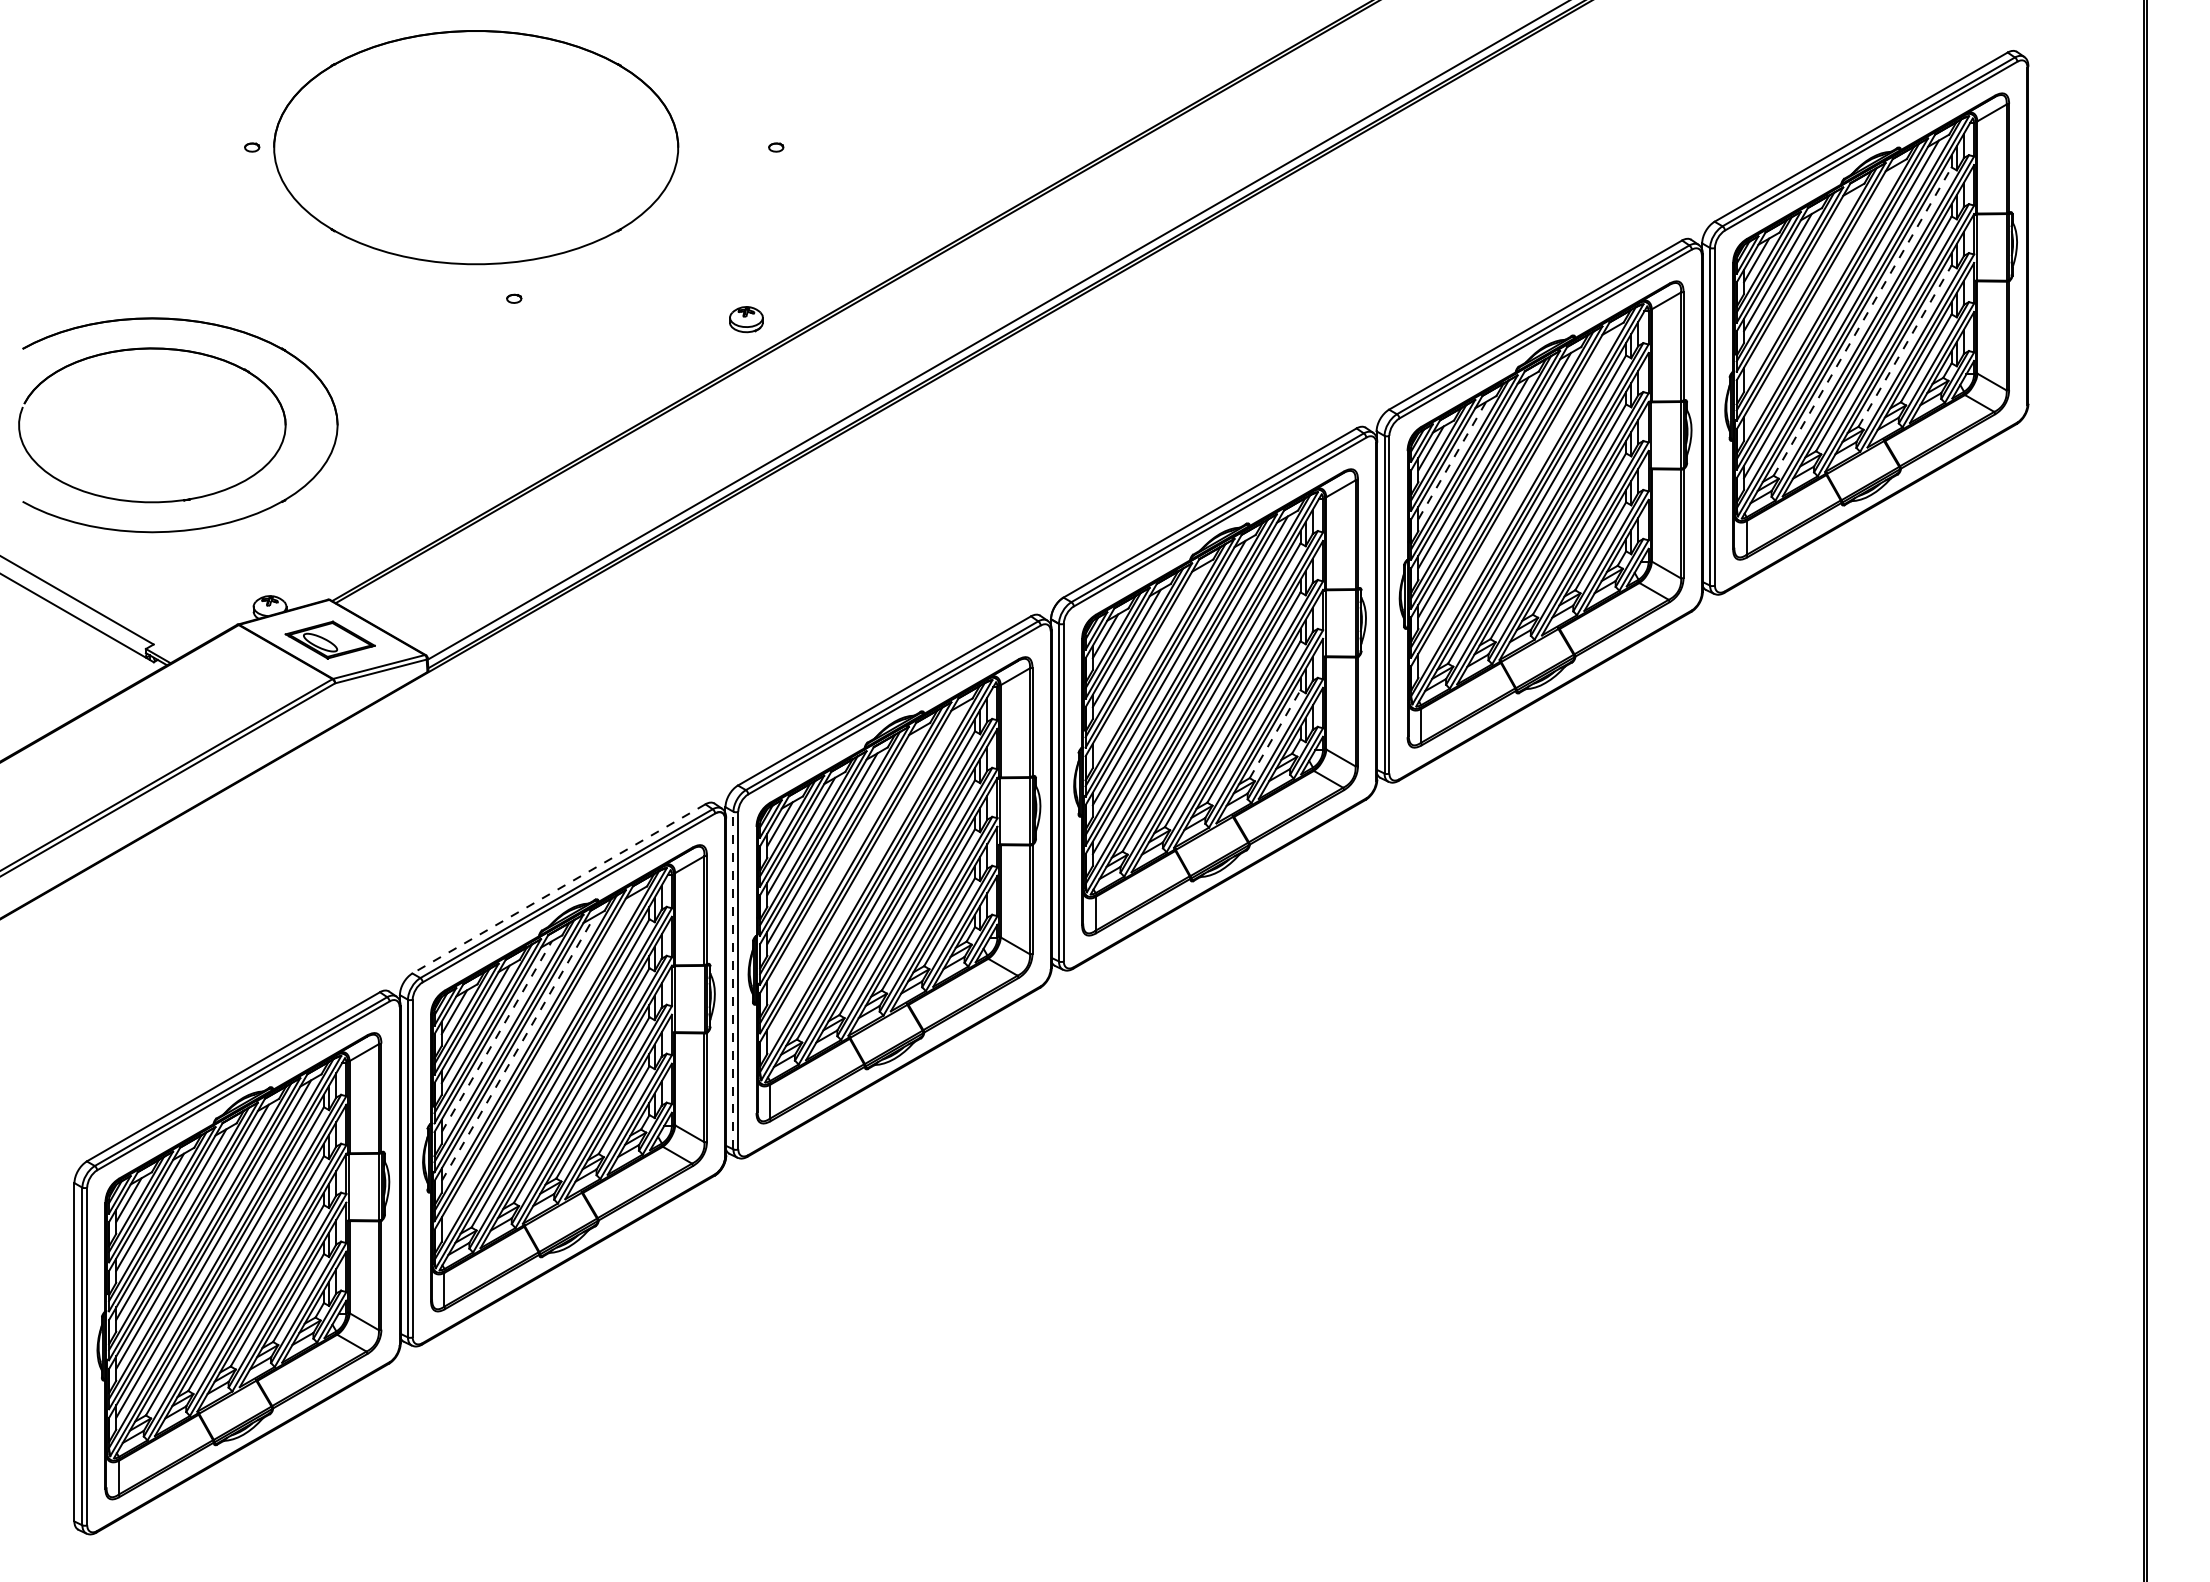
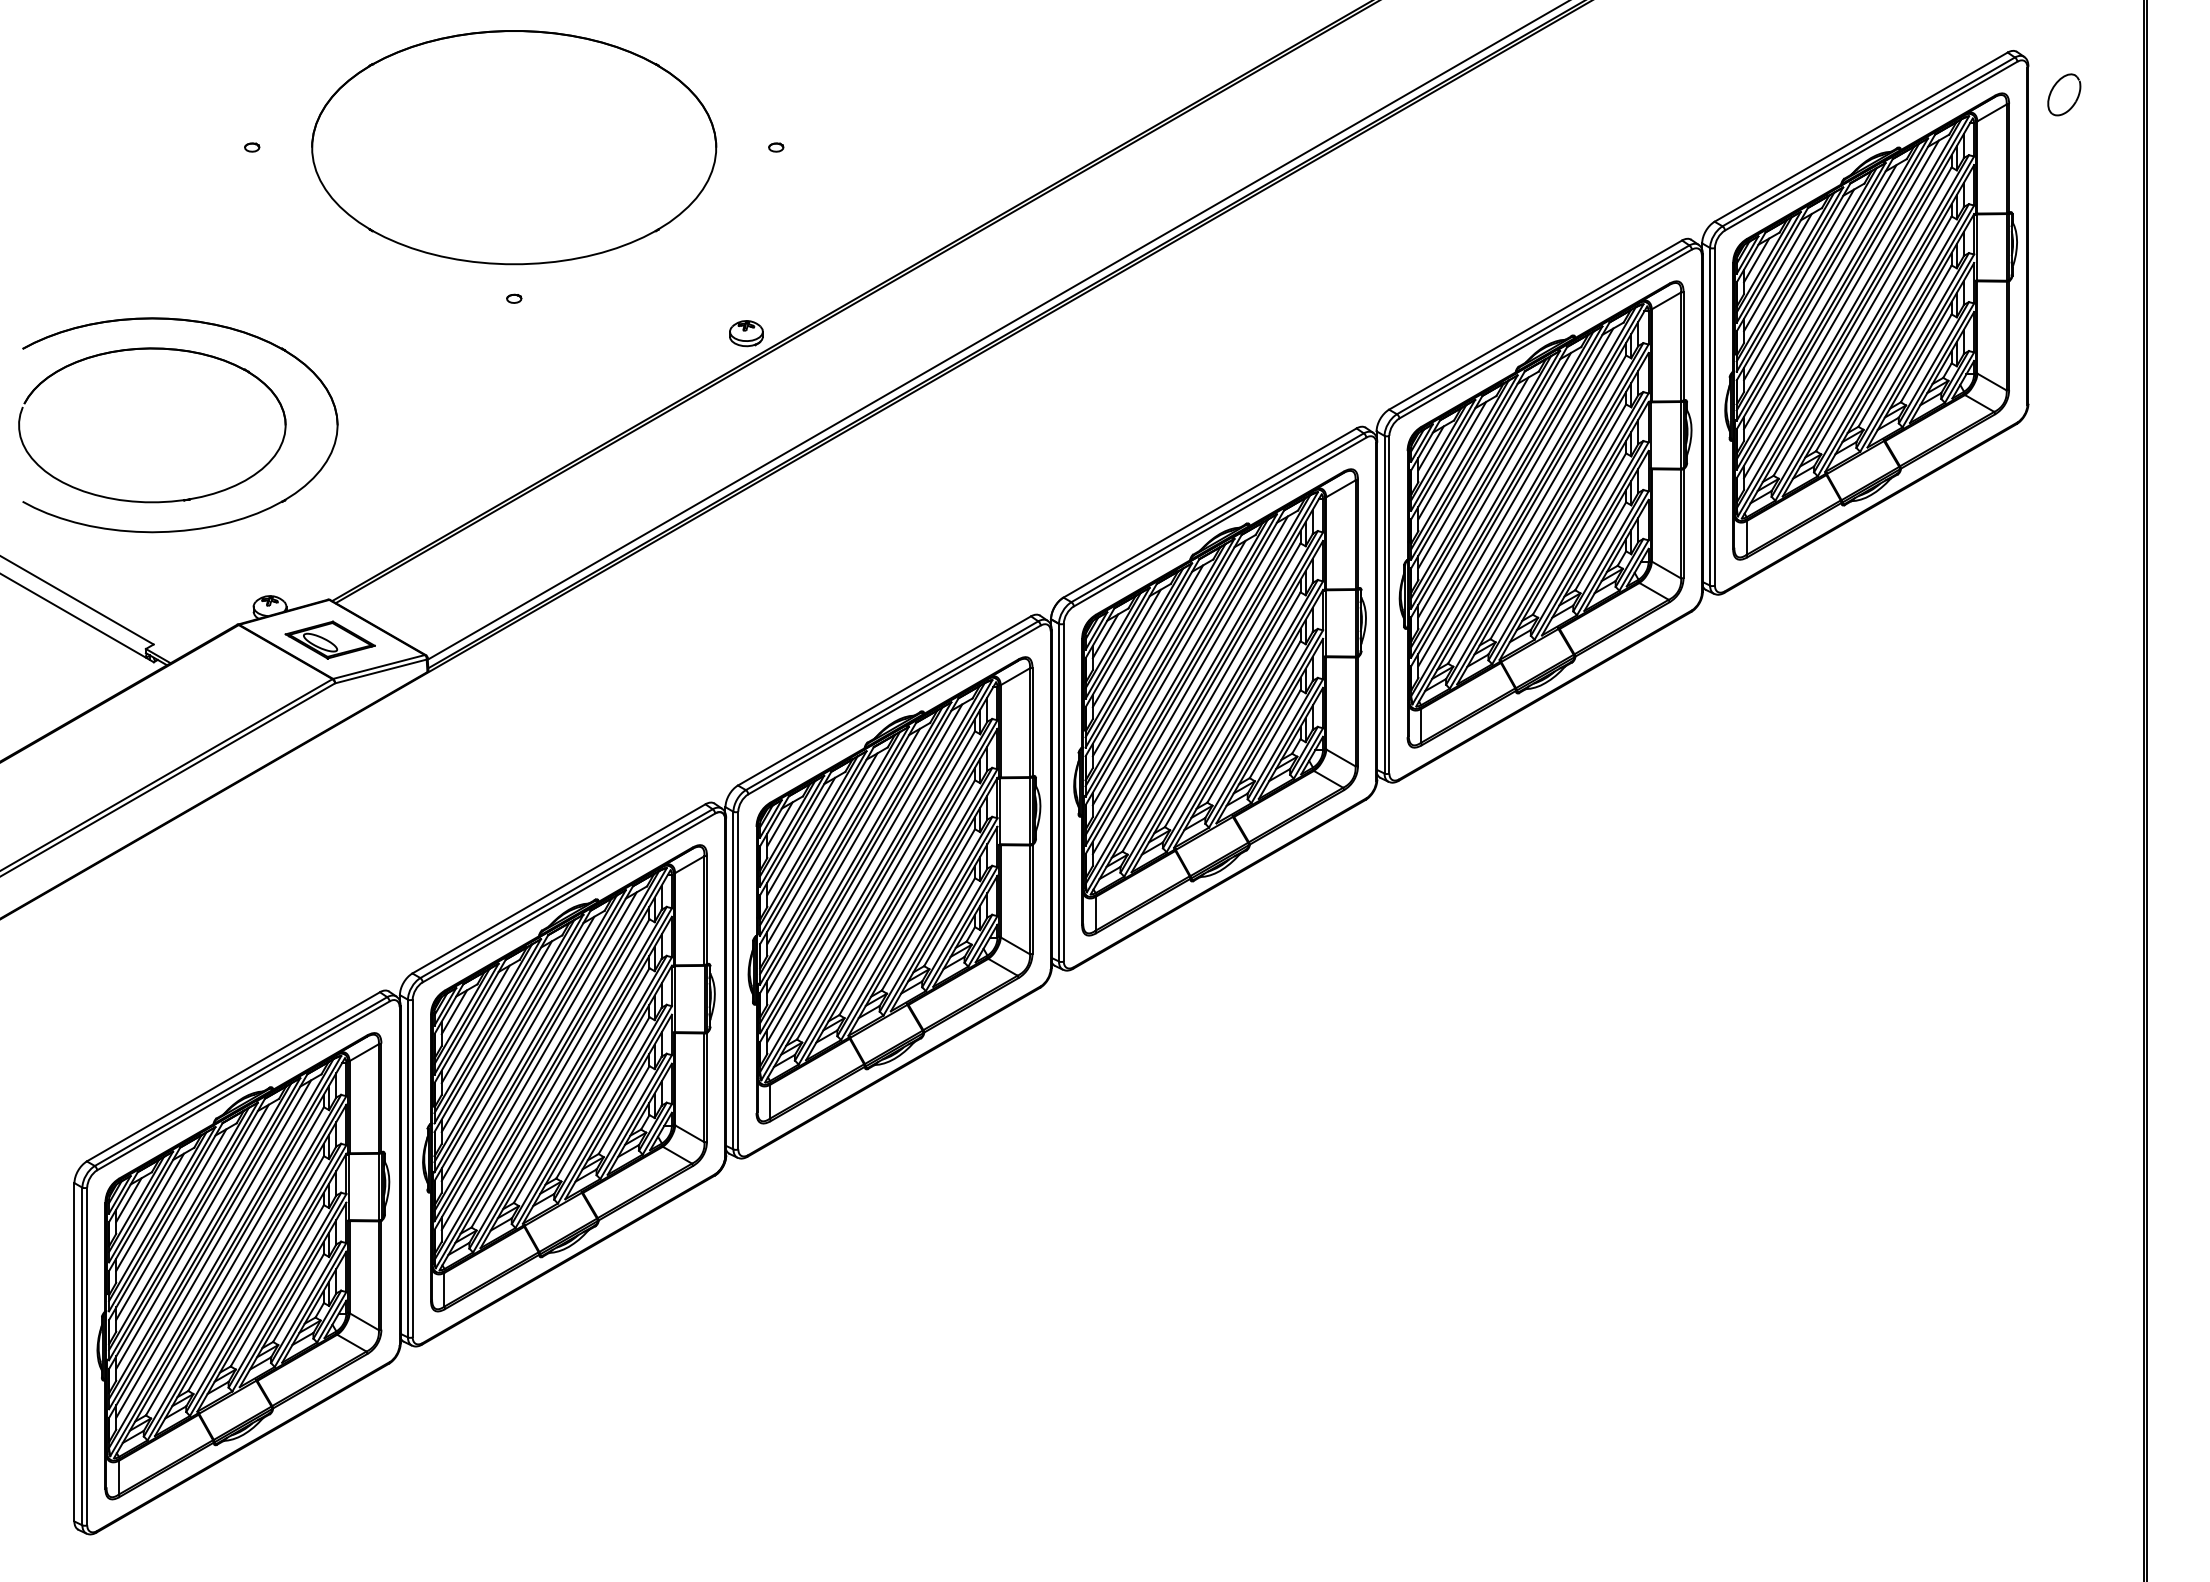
part: none -> present (2064, 94)
part position: (476, 147) -> (514, 147) (514, 147)
line: none -> present (1799, 284)
line: none -> present (1820, 297)
part position: (746, 319) -> (746, 333) (746, 333)
line: dashed -> solid (1862, 321)
line: dashed -> solid (1905, 345)
line: dashed -> solid (1452, 460)
line: none -> present (1515, 497)
line: none -> present (1147, 660)
line: dashed -> solid (1275, 734)
line: none -> present (843, 860)
line: none -> present (864, 872)
line: dashed -> solid (558, 889)
line: dashed -> solid (733, 980)
line: dashed -> solid (497, 1036)
line: dashed -> solid (518, 1048)
line: none -> present (538, 1060)
